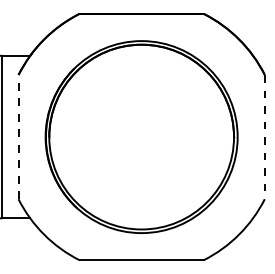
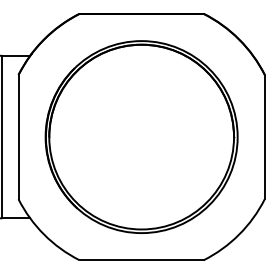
line: dashed -> solid (18, 136)
line: dashed -> solid (264, 137)
